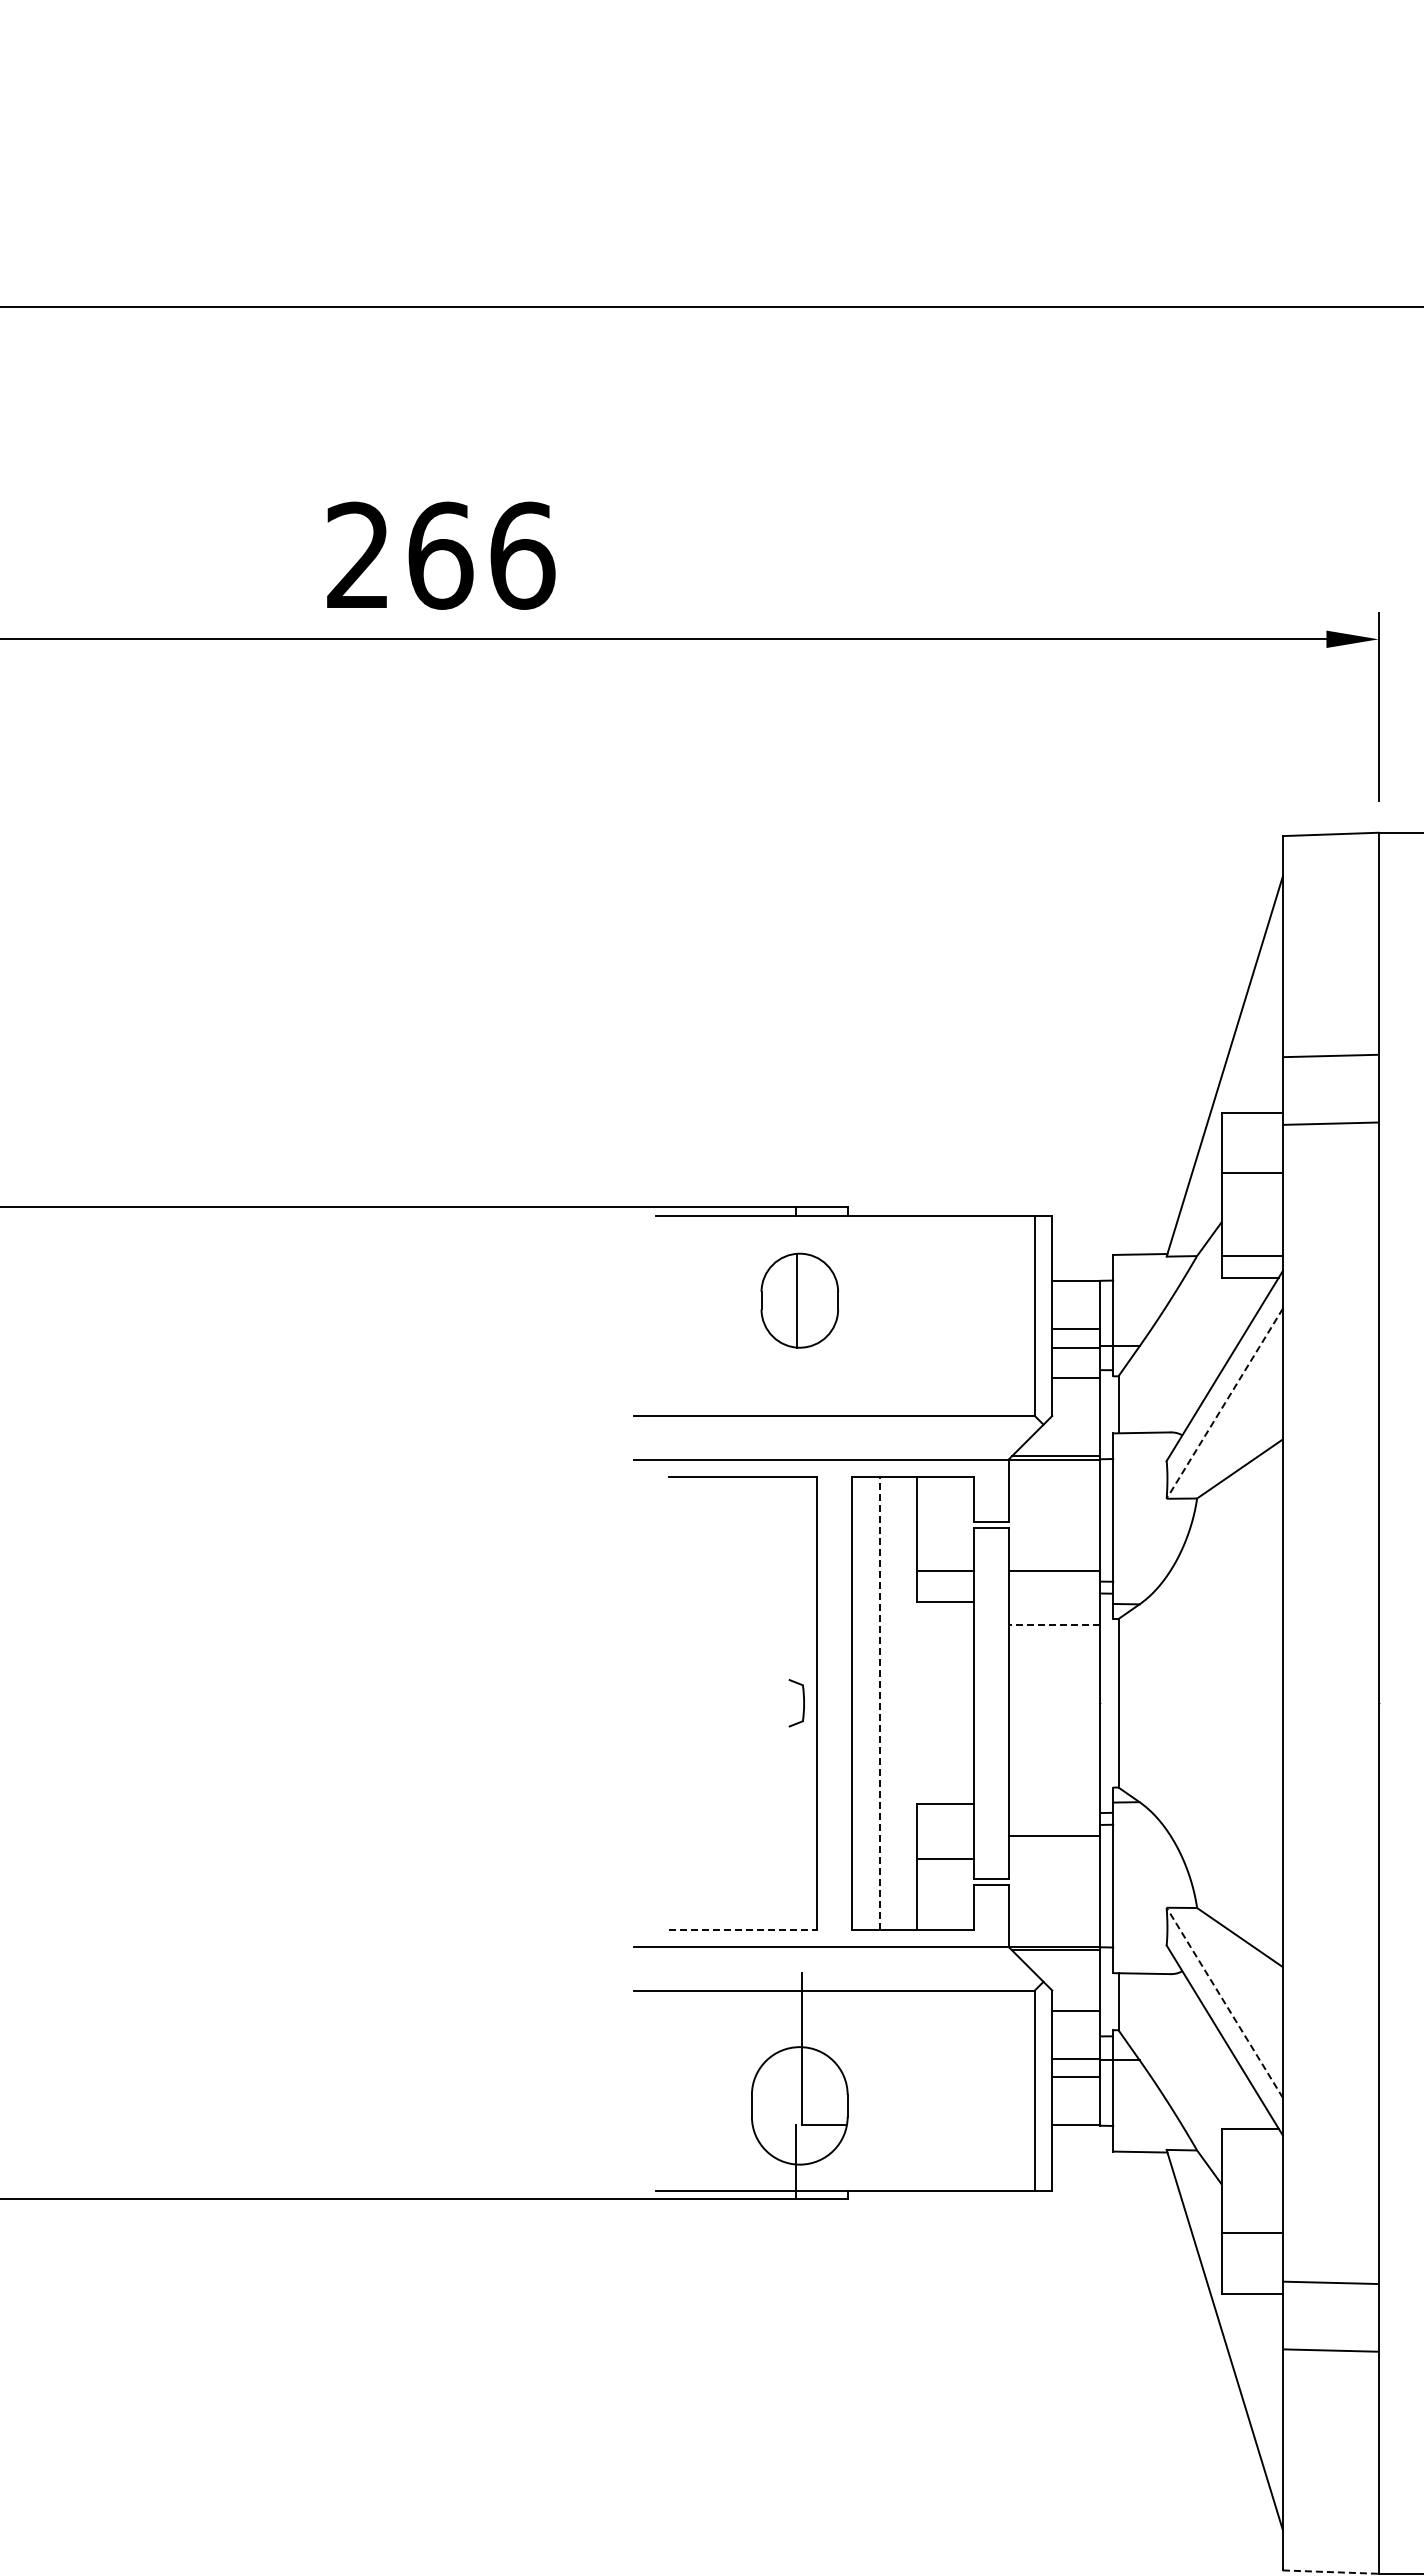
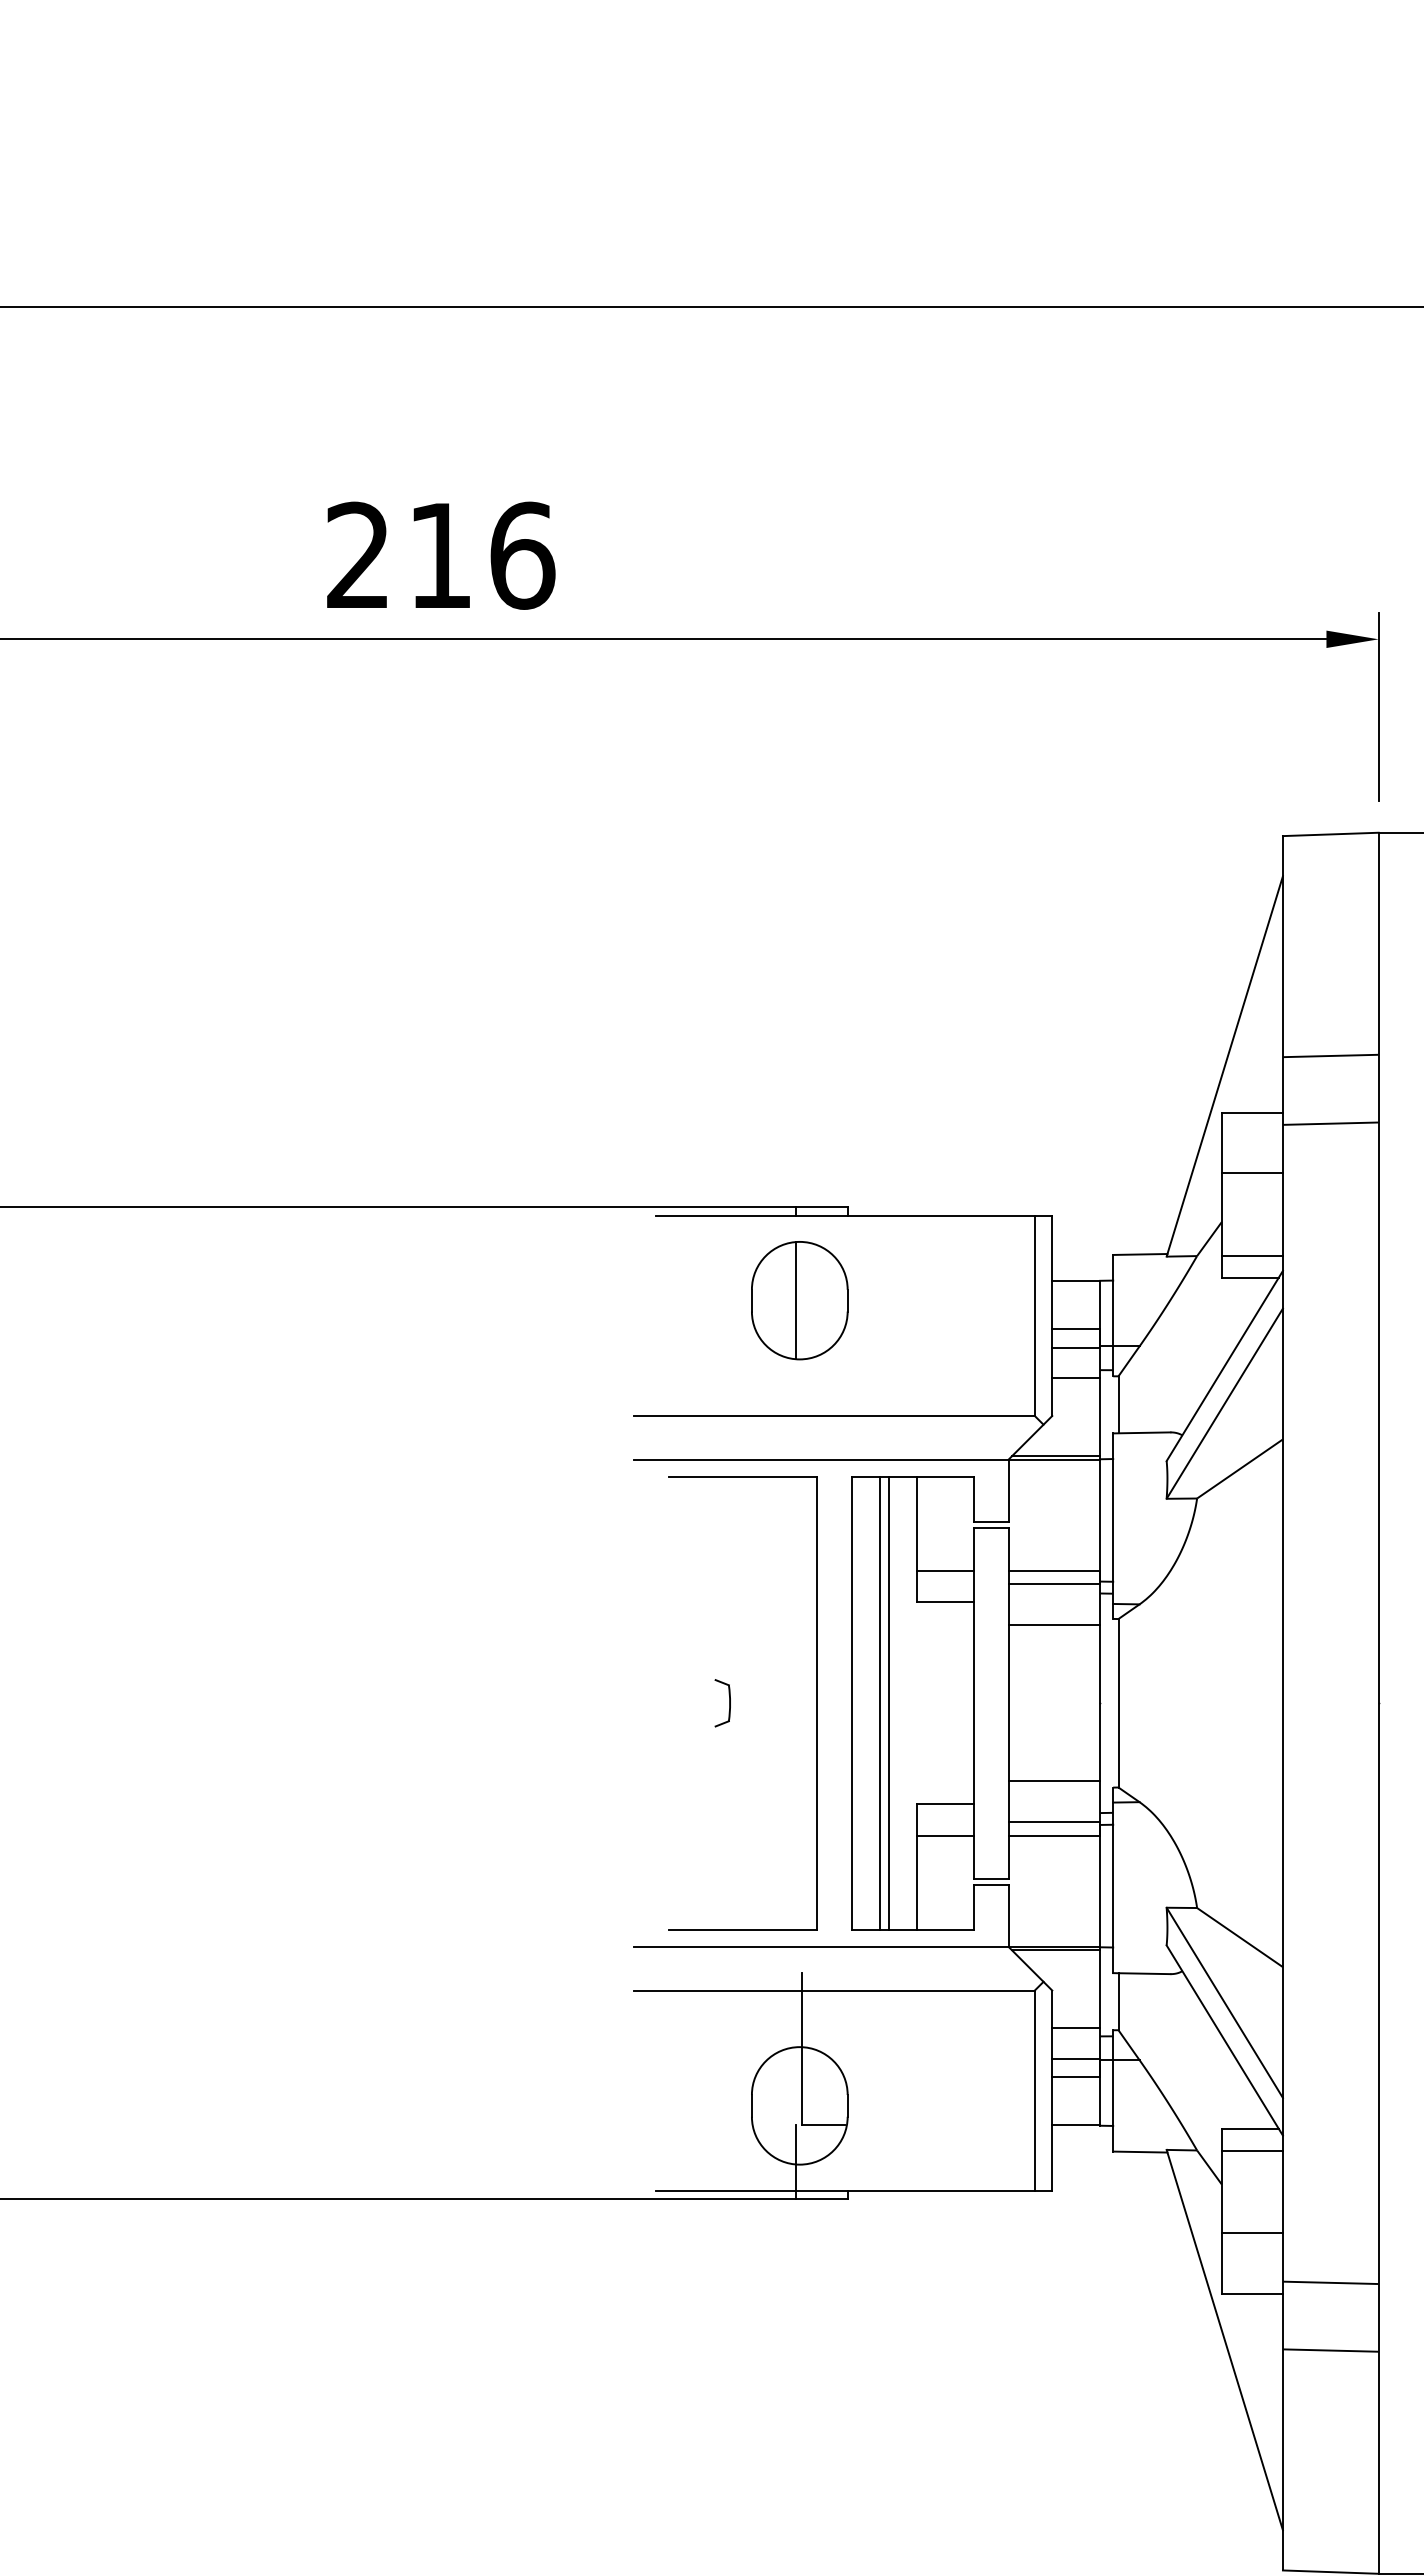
text: 266 -> 216 (440, 555)
part size: 79x97 px -> 98x120 px (799, 1300)
line: dashed -> solid (1224, 1404)
line: none -> present (1054, 1584)
line: dashed -> solid (1054, 1625)
line: dashed -> solid (879, 1702)
line: none -> present (888, 1702)
part position: (803, 1703) -> (729, 1703) (729, 1703)
line: none -> present (1054, 1781)
line: none -> present (1054, 1822)
line position: (945, 1858) -> (945, 1835) (945, 1835)
line: dashed -> solid (743, 1929)
line: dashed -> solid (1224, 2002)
line position: (1076, 2011) -> (1076, 2028) (1076, 2028)
line: none -> present (1252, 2150)
line: dashed -> solid (1330, 2572)
